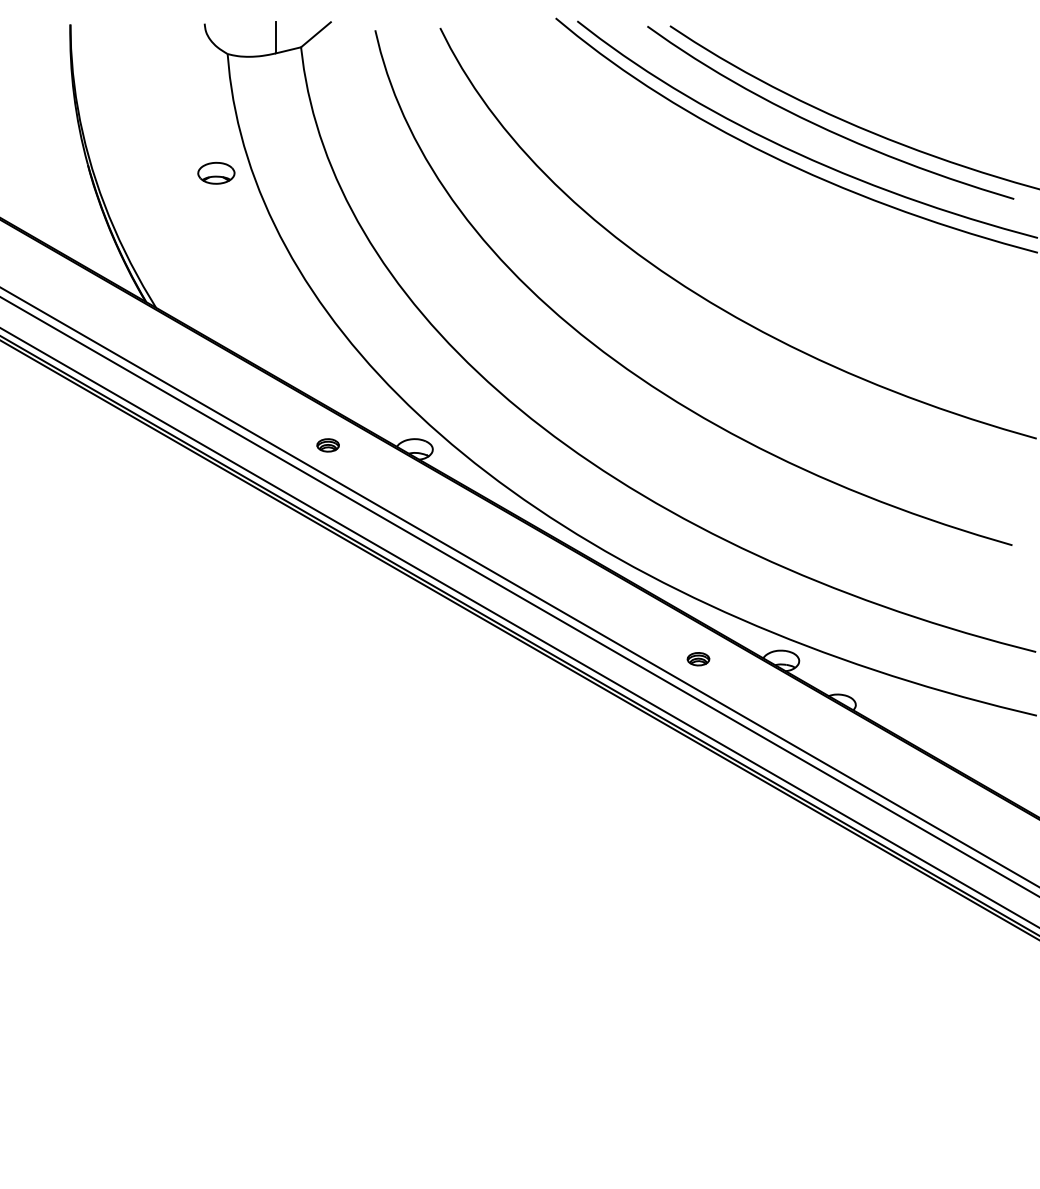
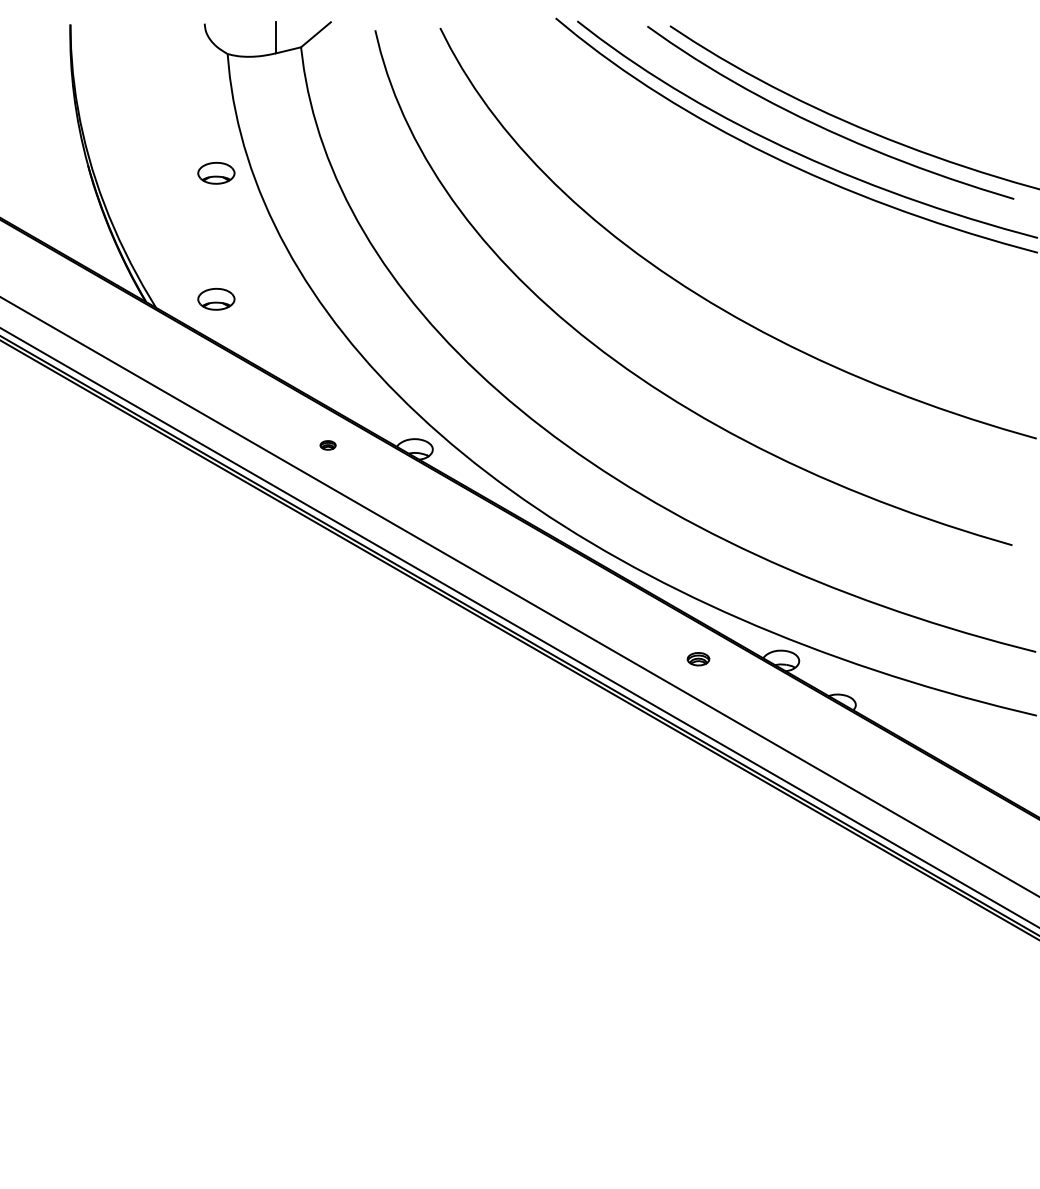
part: none -> present (216, 298)
part size: 24x15 px -> 18x11 px (327, 445)
line: present -> none (519, 586)
